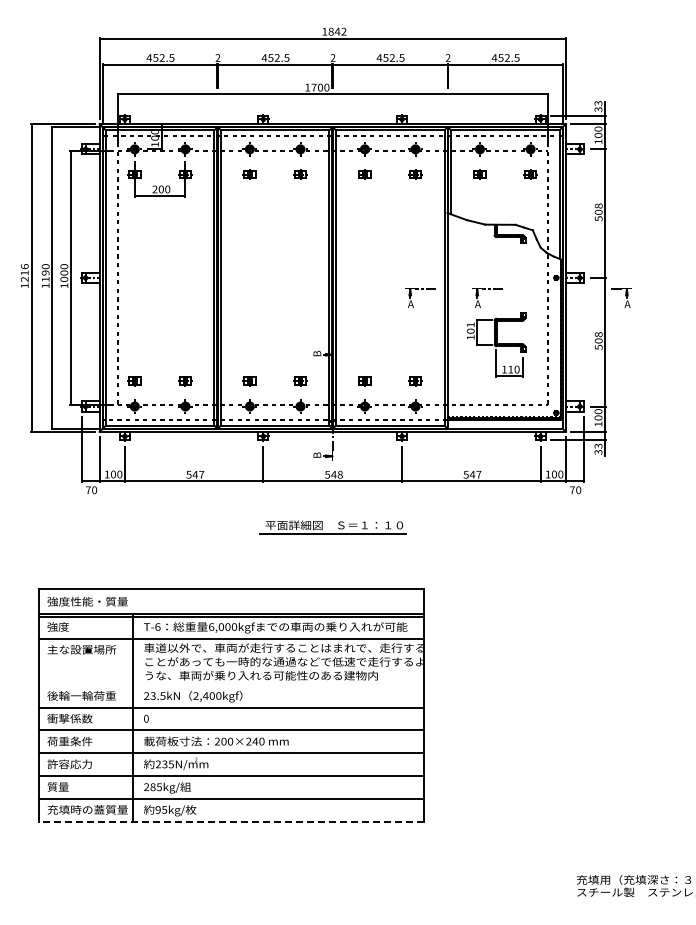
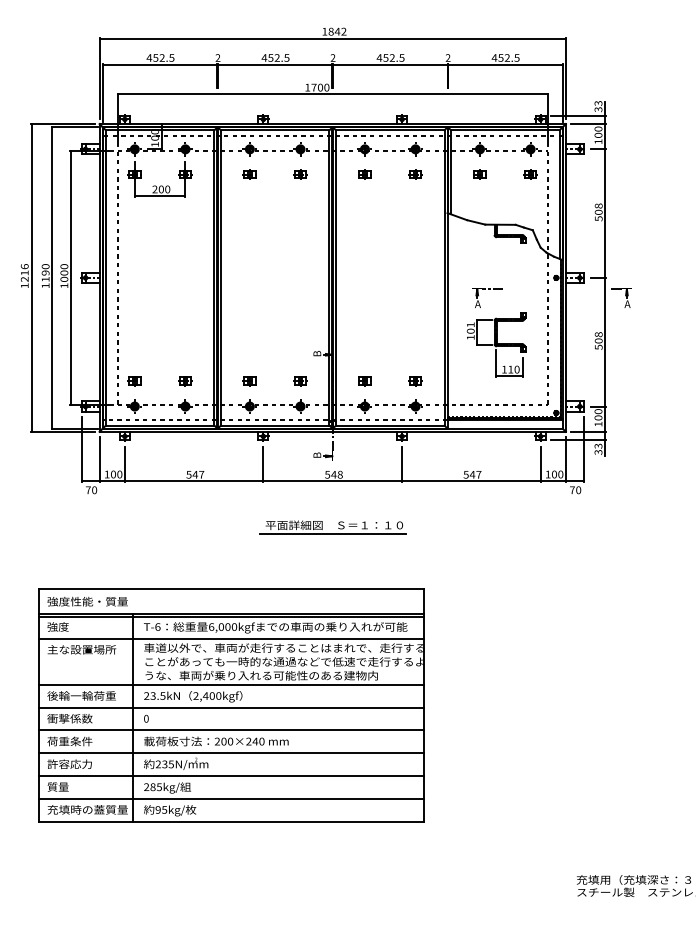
part: present -> none (421, 289)
line: none -> present (231, 684)
line: dashed -> solid (231, 821)
